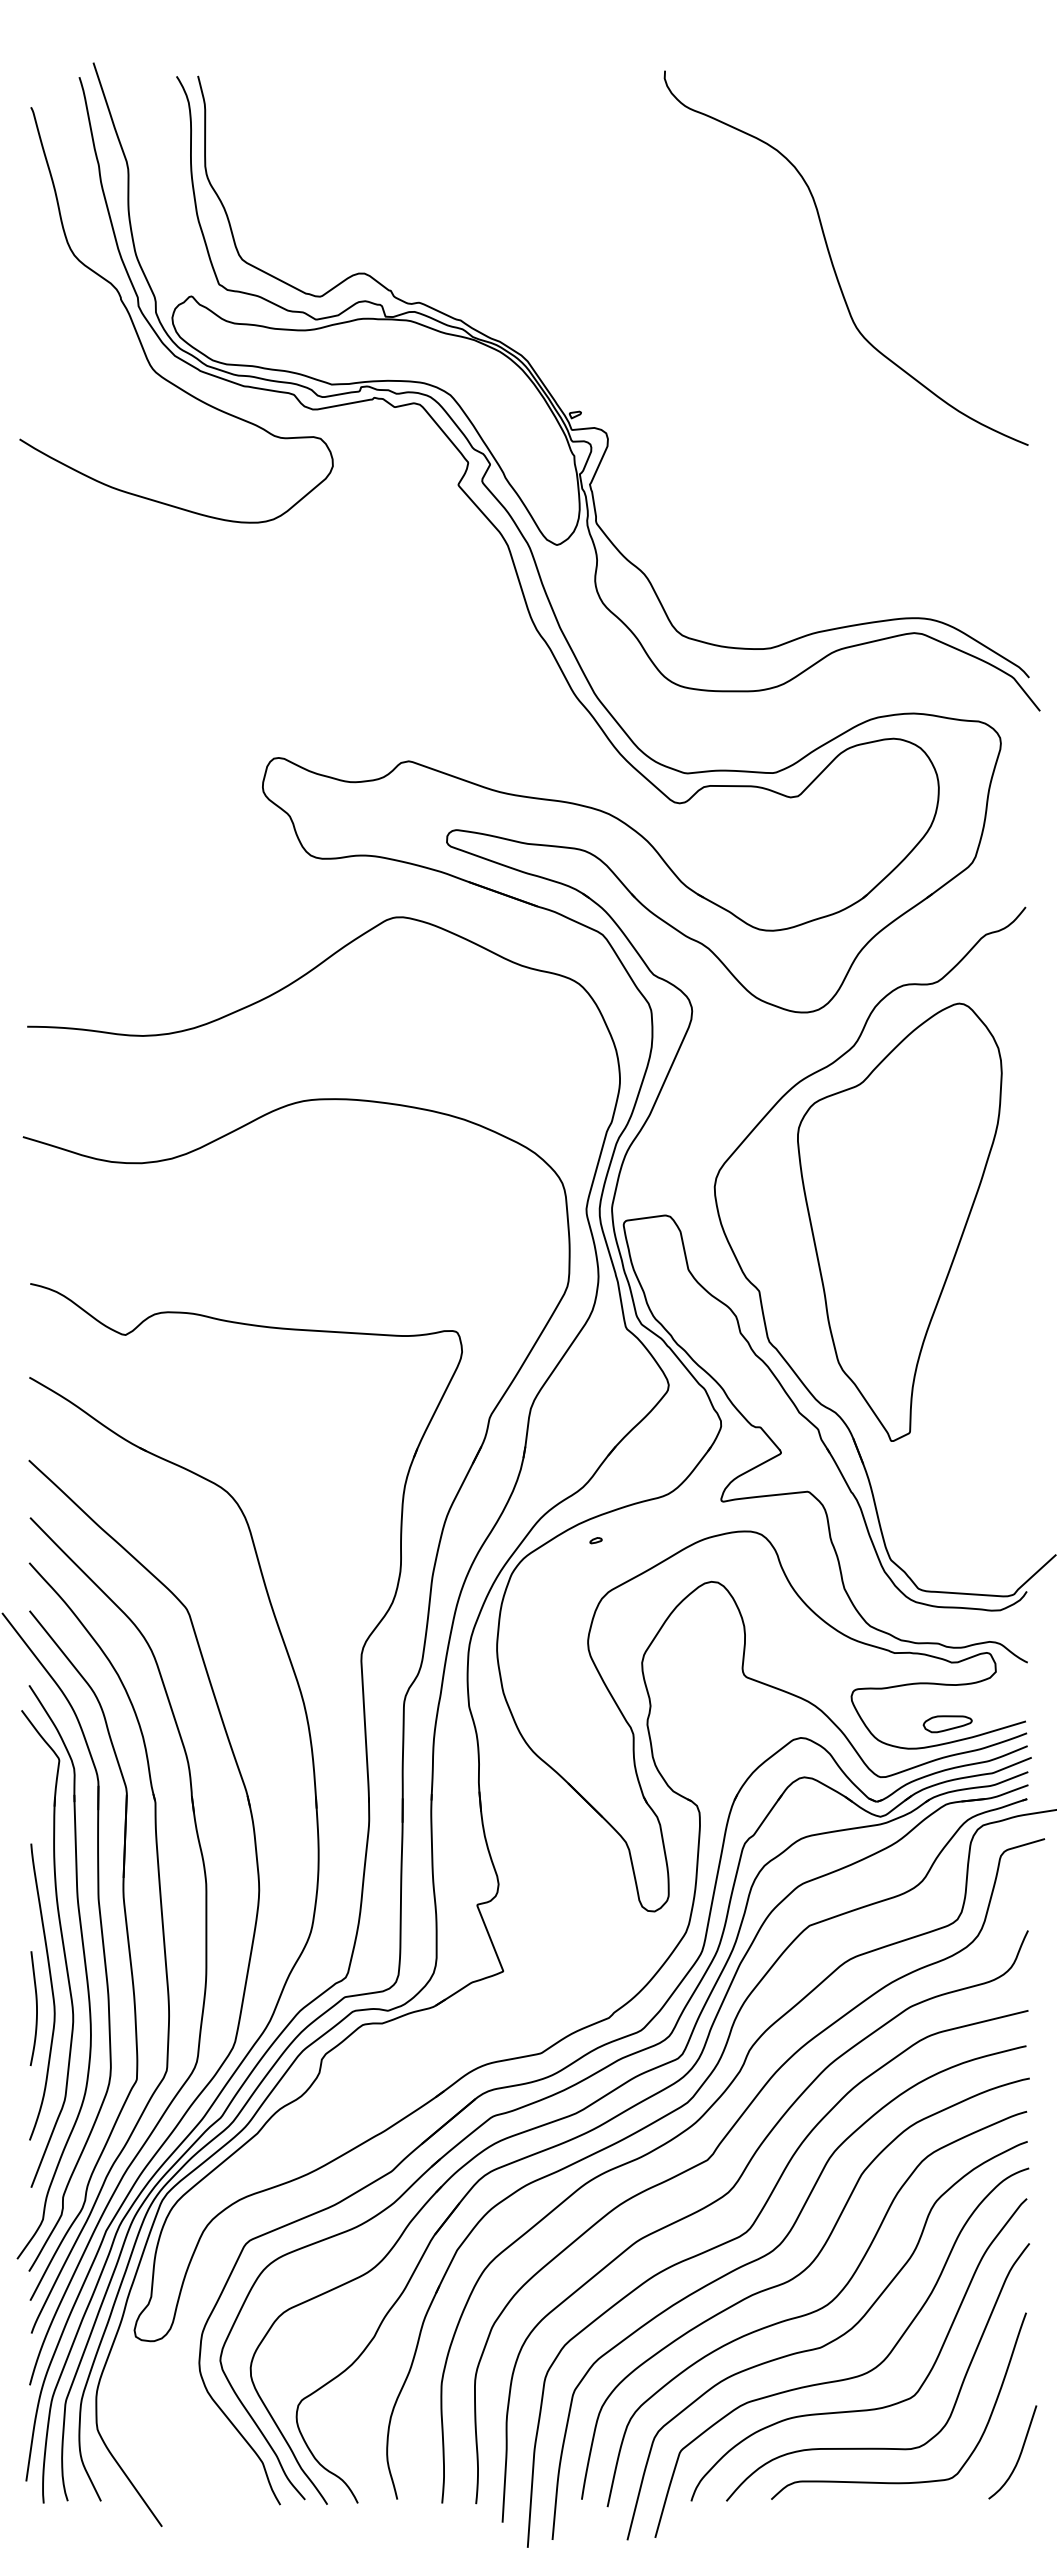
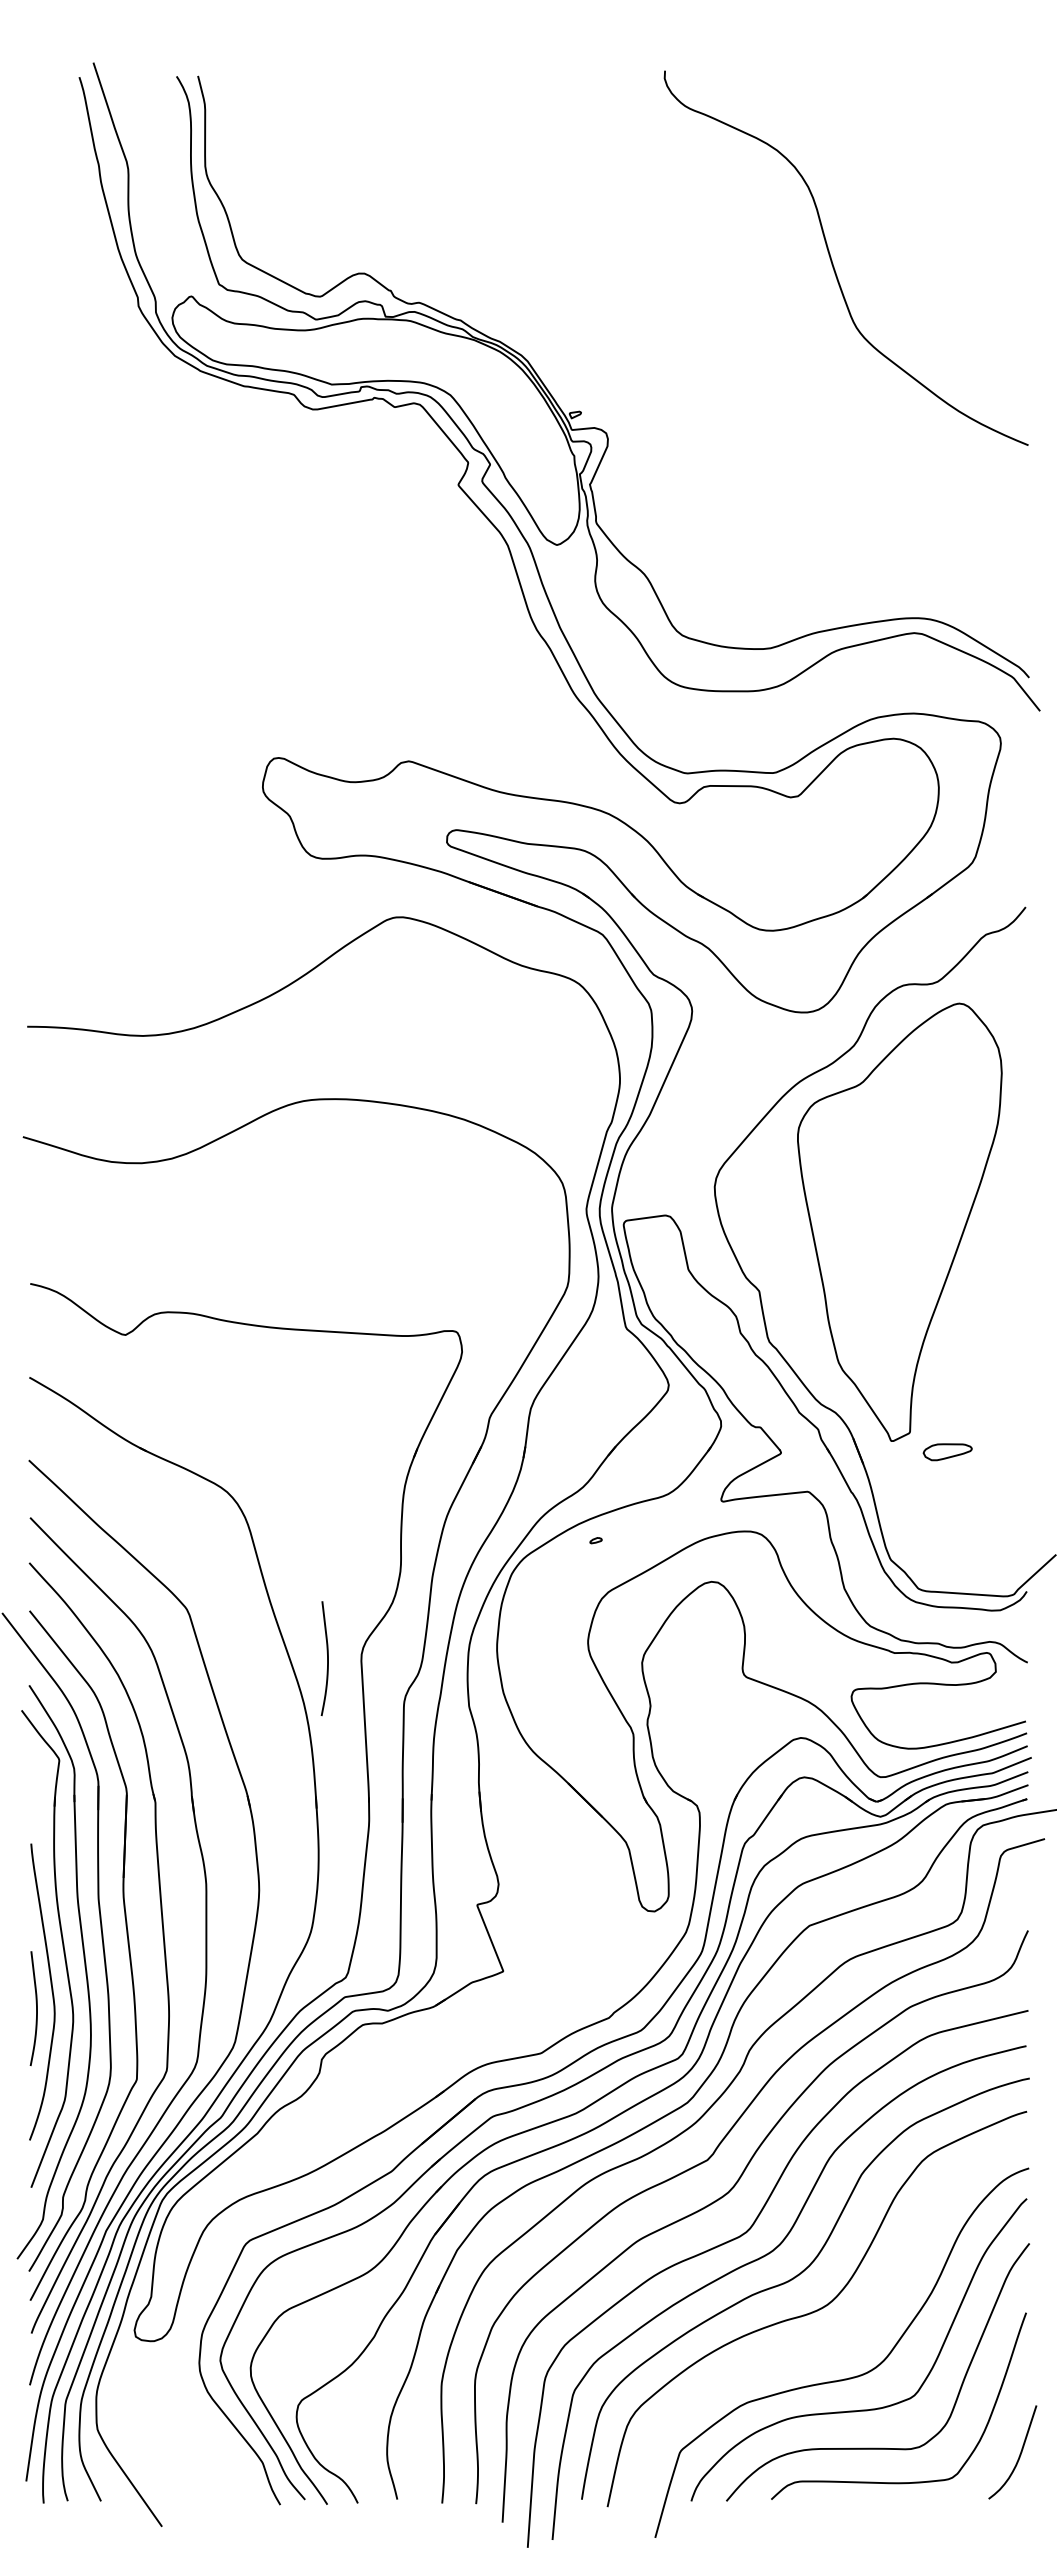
curve: present -> none (137, 331)
curve: none -> present (327, 1658)
part position: (947, 1724) -> (947, 1452) (947, 1452)
curve: present -> none (828, 2342)
